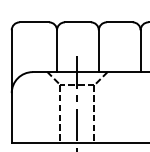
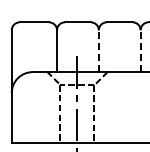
line: solid -> dashed (98, 51)
line: solid -> dashed (140, 51)
